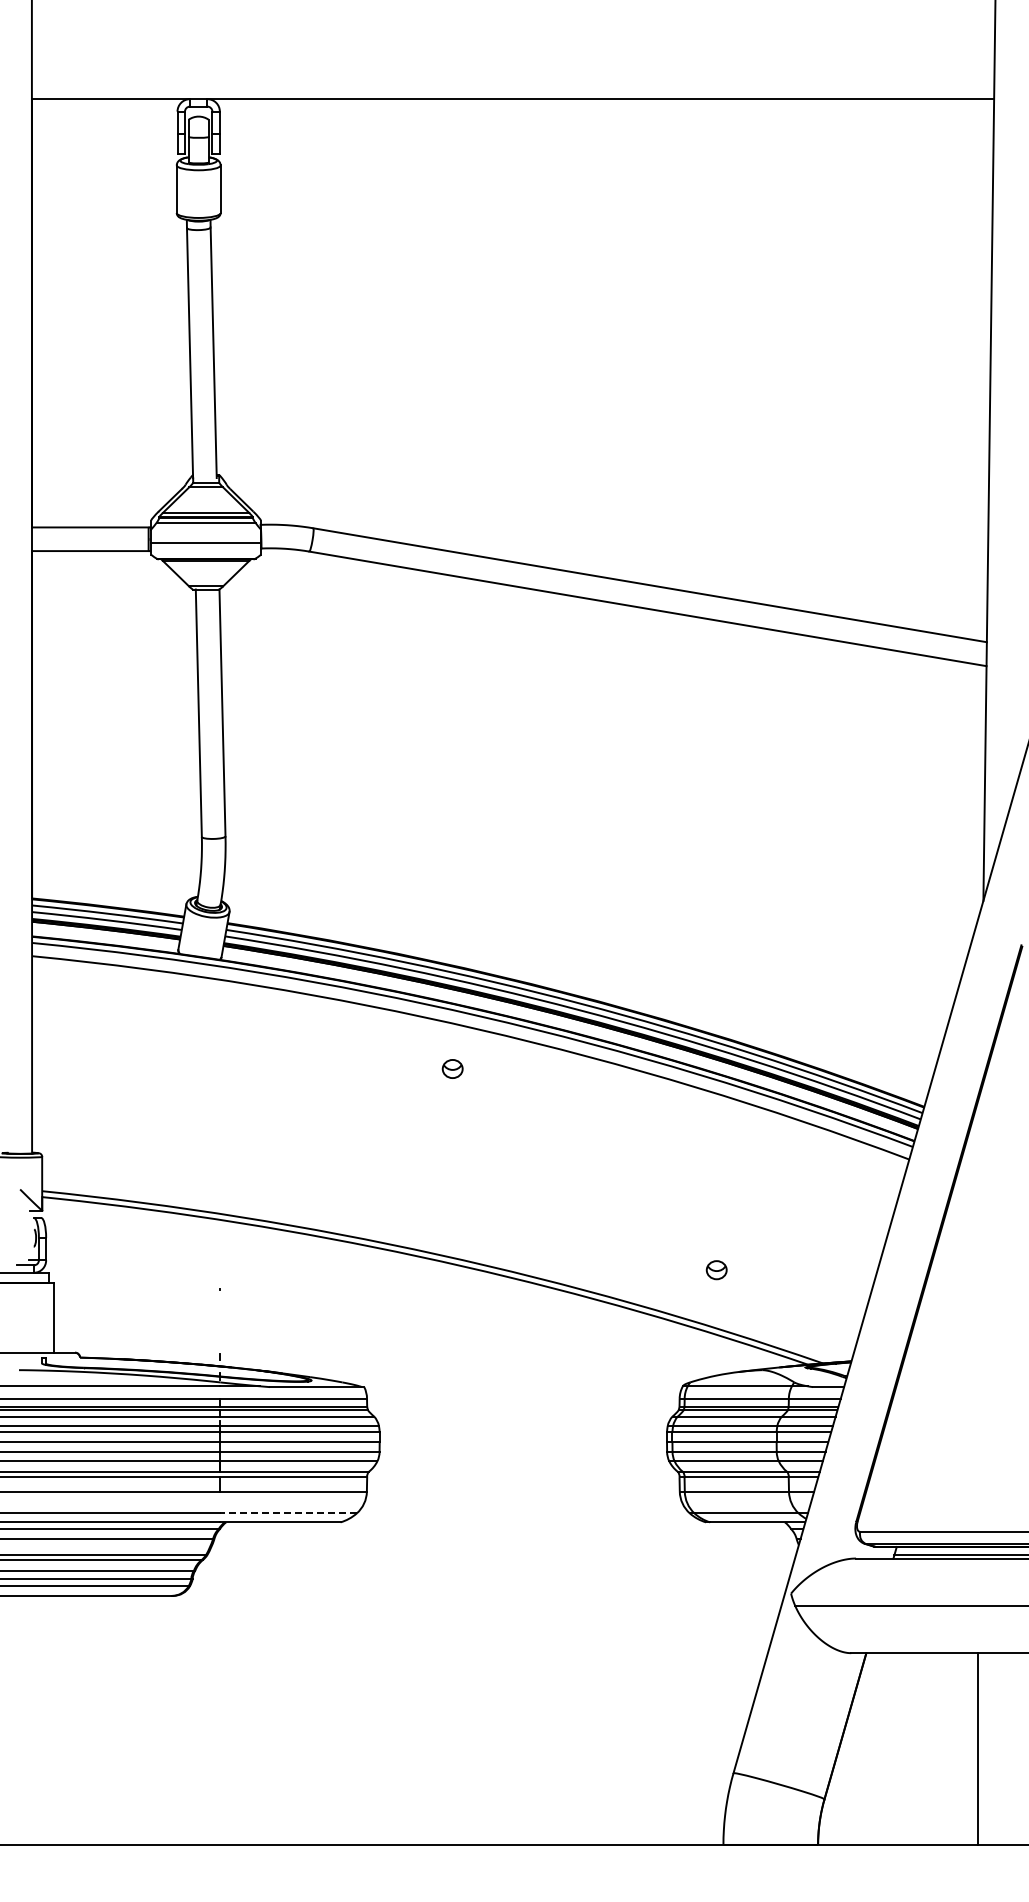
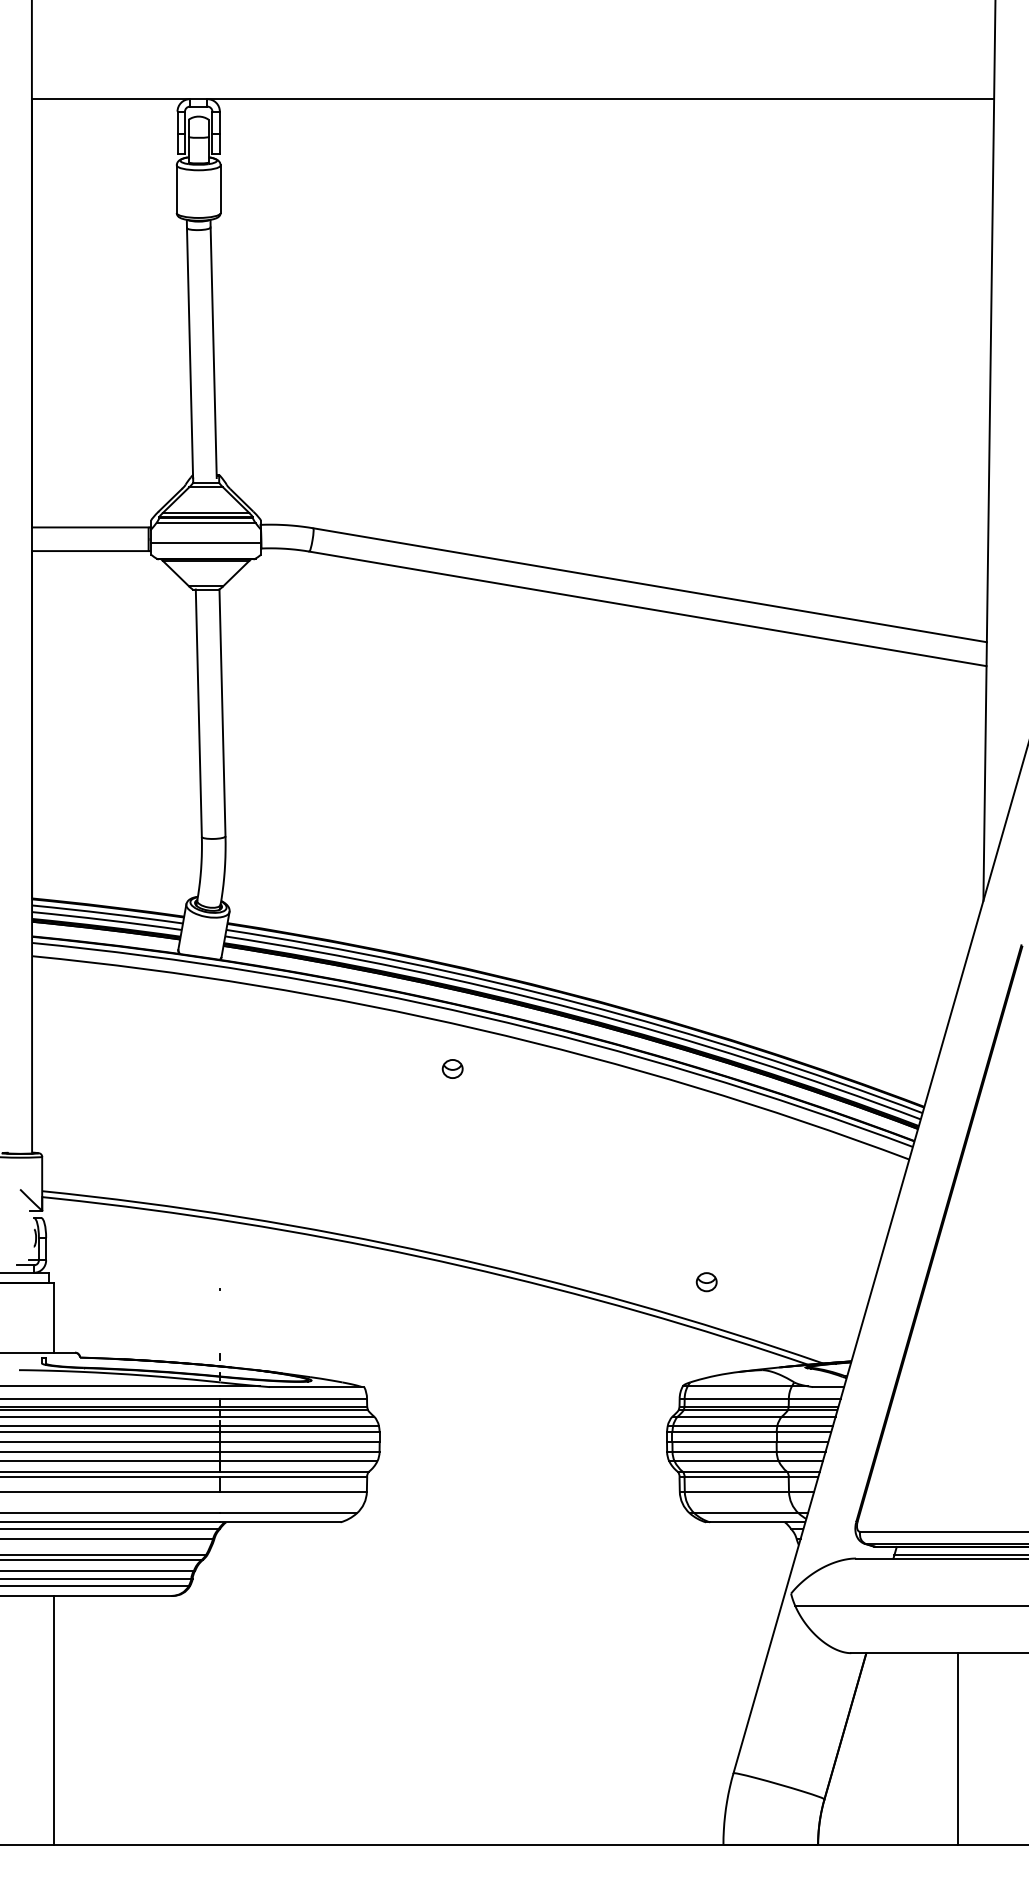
part position: (716, 1270) -> (706, 1282) (706, 1282)
line: dashed -> solid (288, 1513)
line: none -> present (53, 1719)
line position: (977, 1748) -> (957, 1748) (957, 1748)
